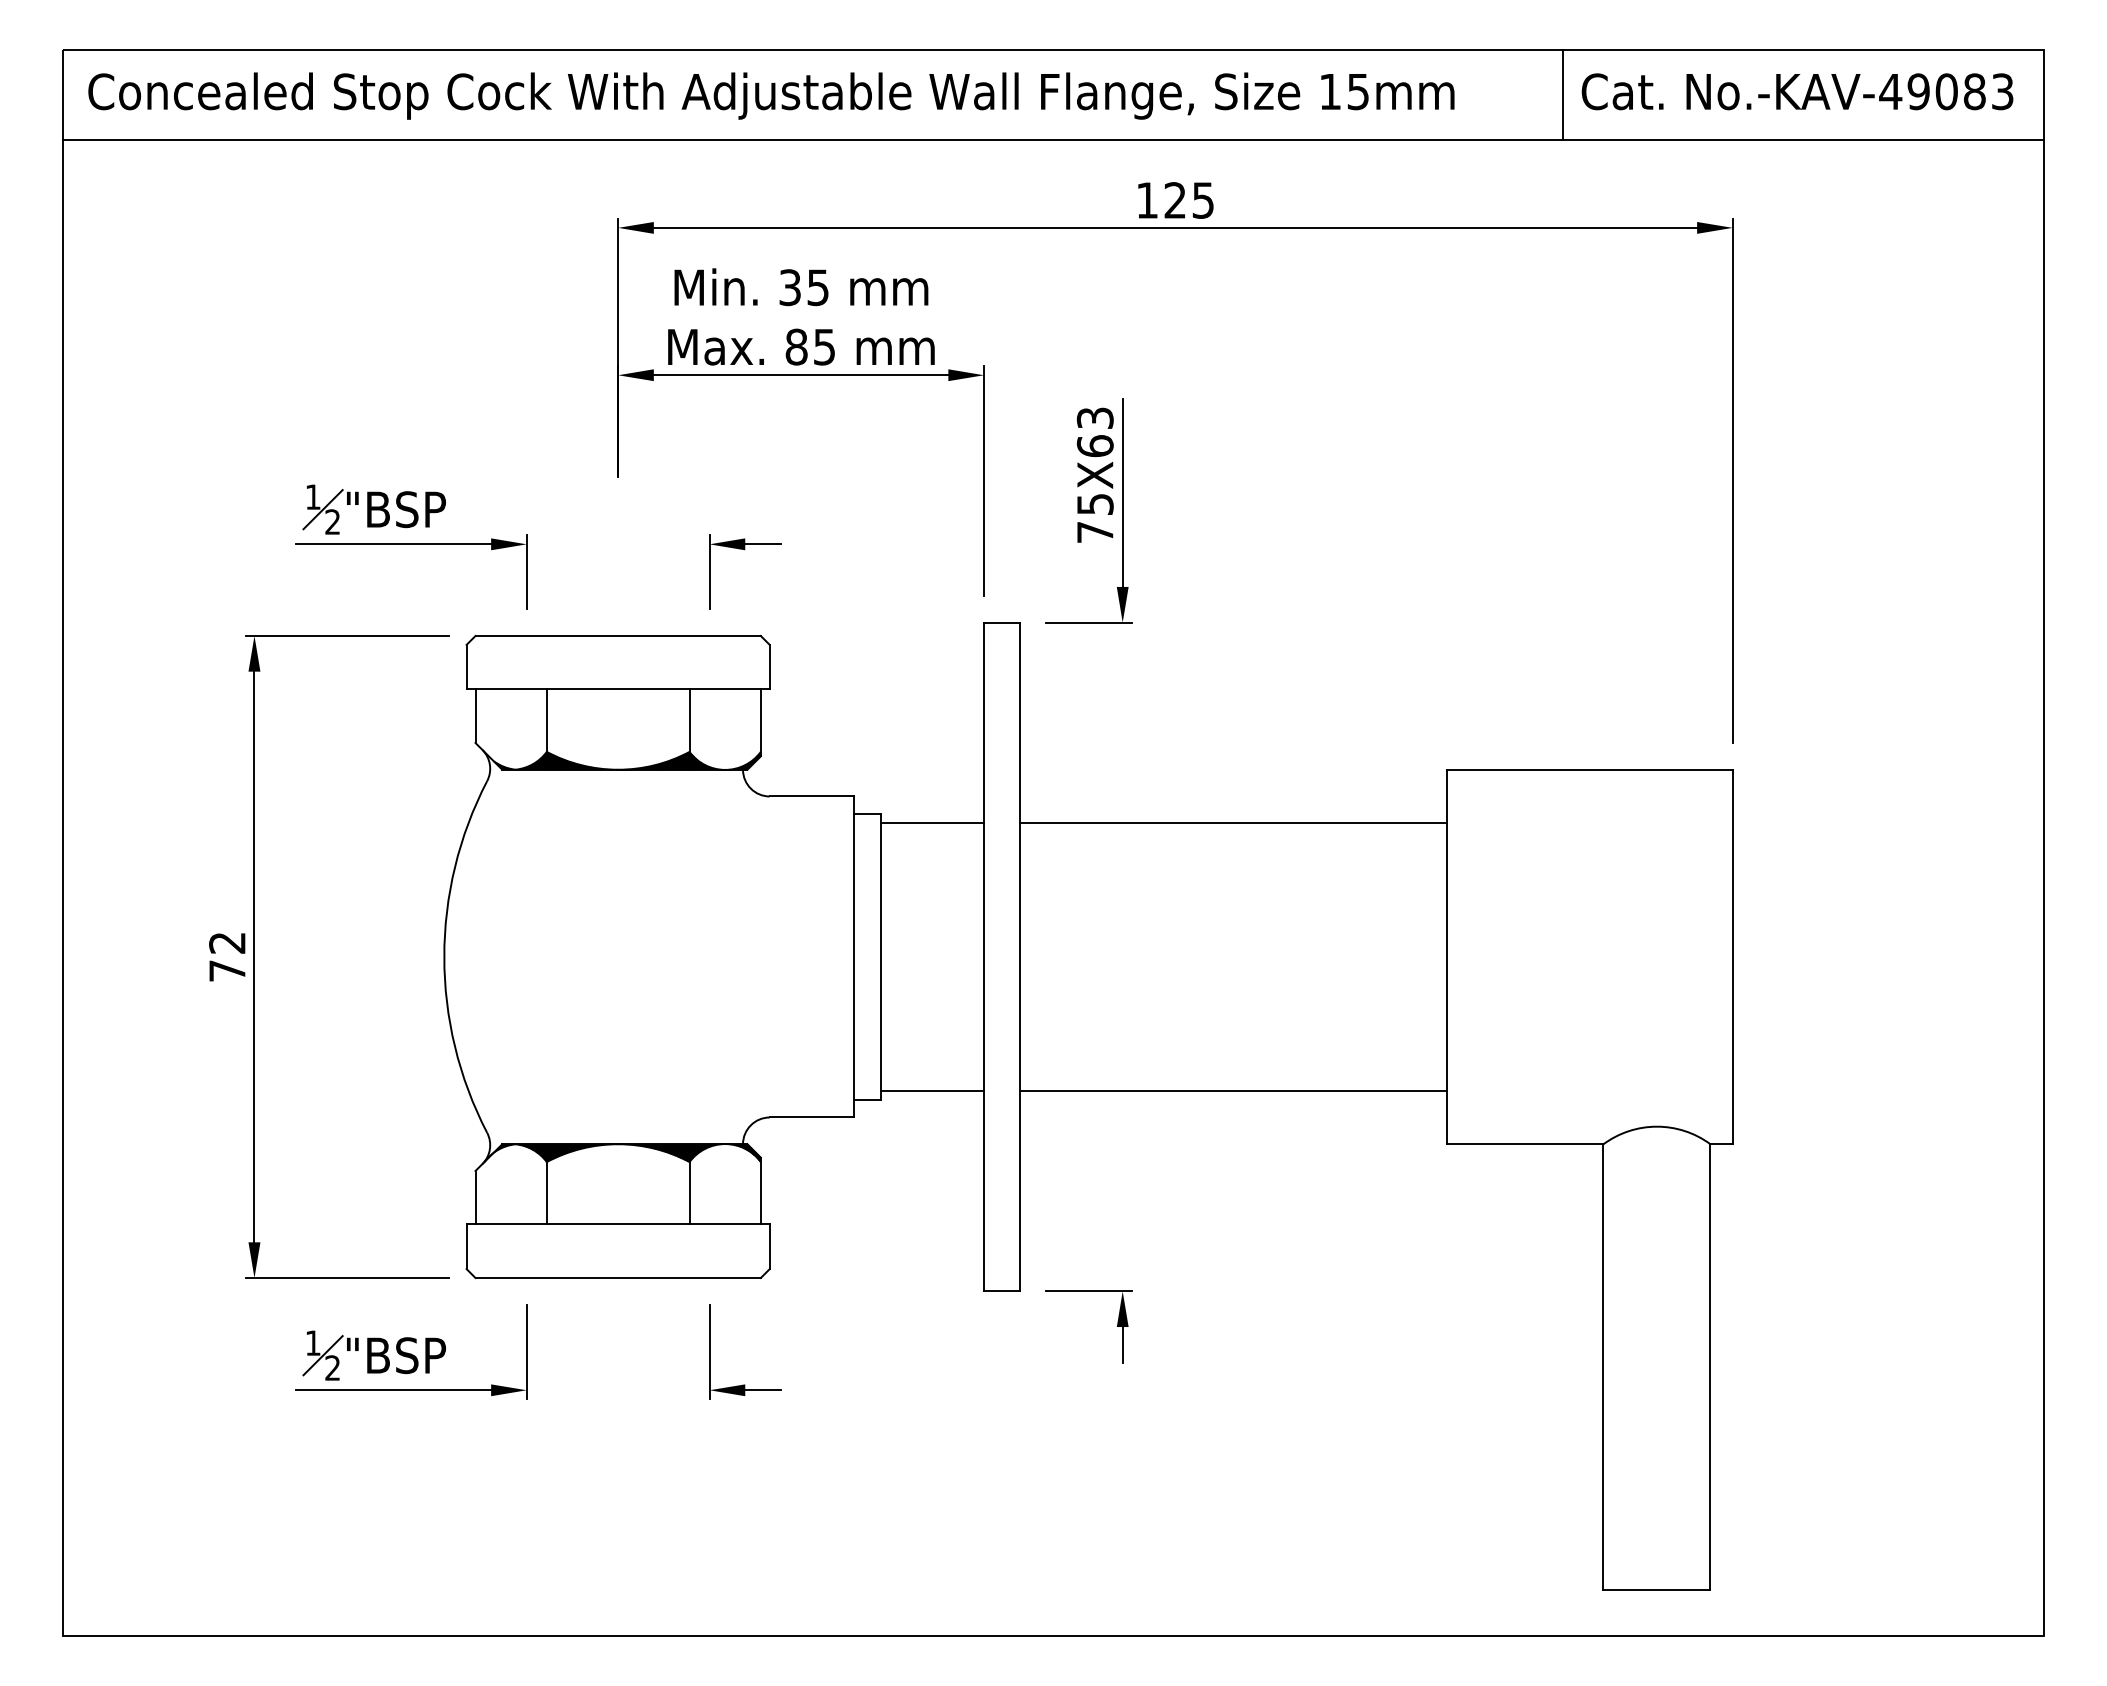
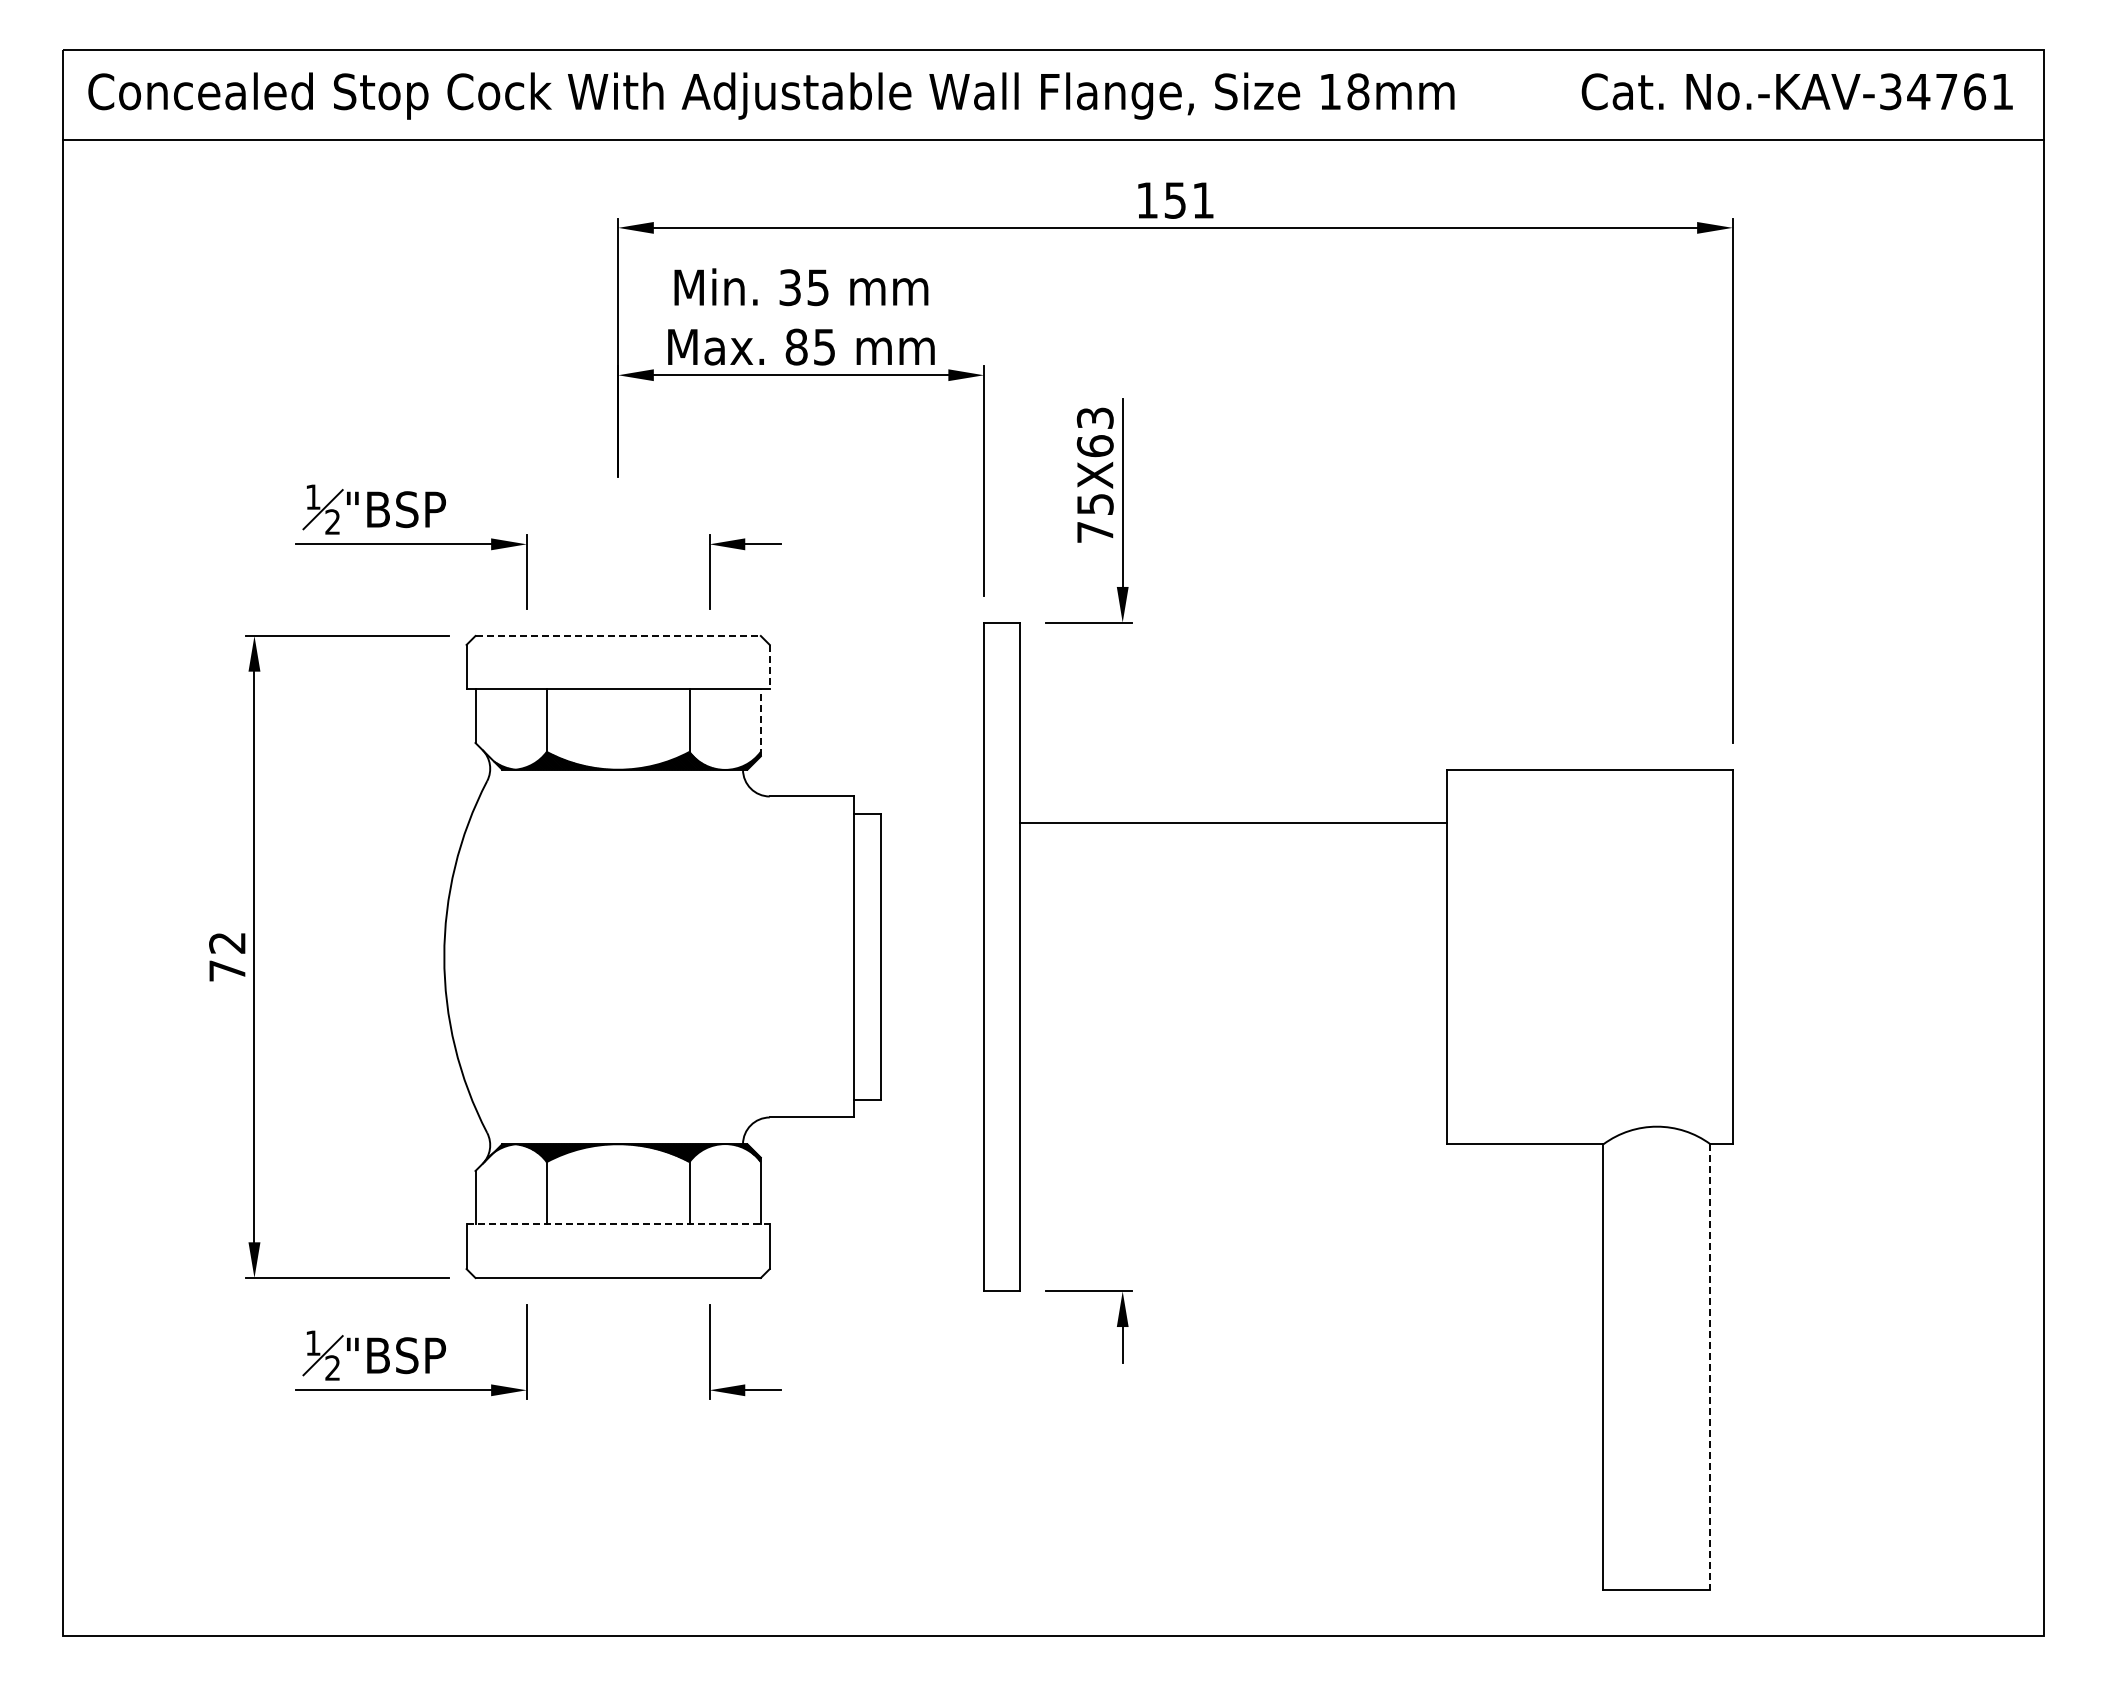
text: 15mm -> 18mm (1358, 91)
text: No.-KAV-49083 -> No.-KAV-34761 (1946, 91)
line: present -> none (1563, 94)
text: 125 -> 151 (1188, 200)
line: solid -> dashed (618, 635)
line: solid -> dashed (769, 667)
line: solid -> dashed (760, 722)
line: present -> none (932, 823)
line: present -> none (932, 1090)
line: present -> none (1233, 1090)
line: solid -> dashed (618, 1224)
line: solid -> dashed (1710, 1367)
